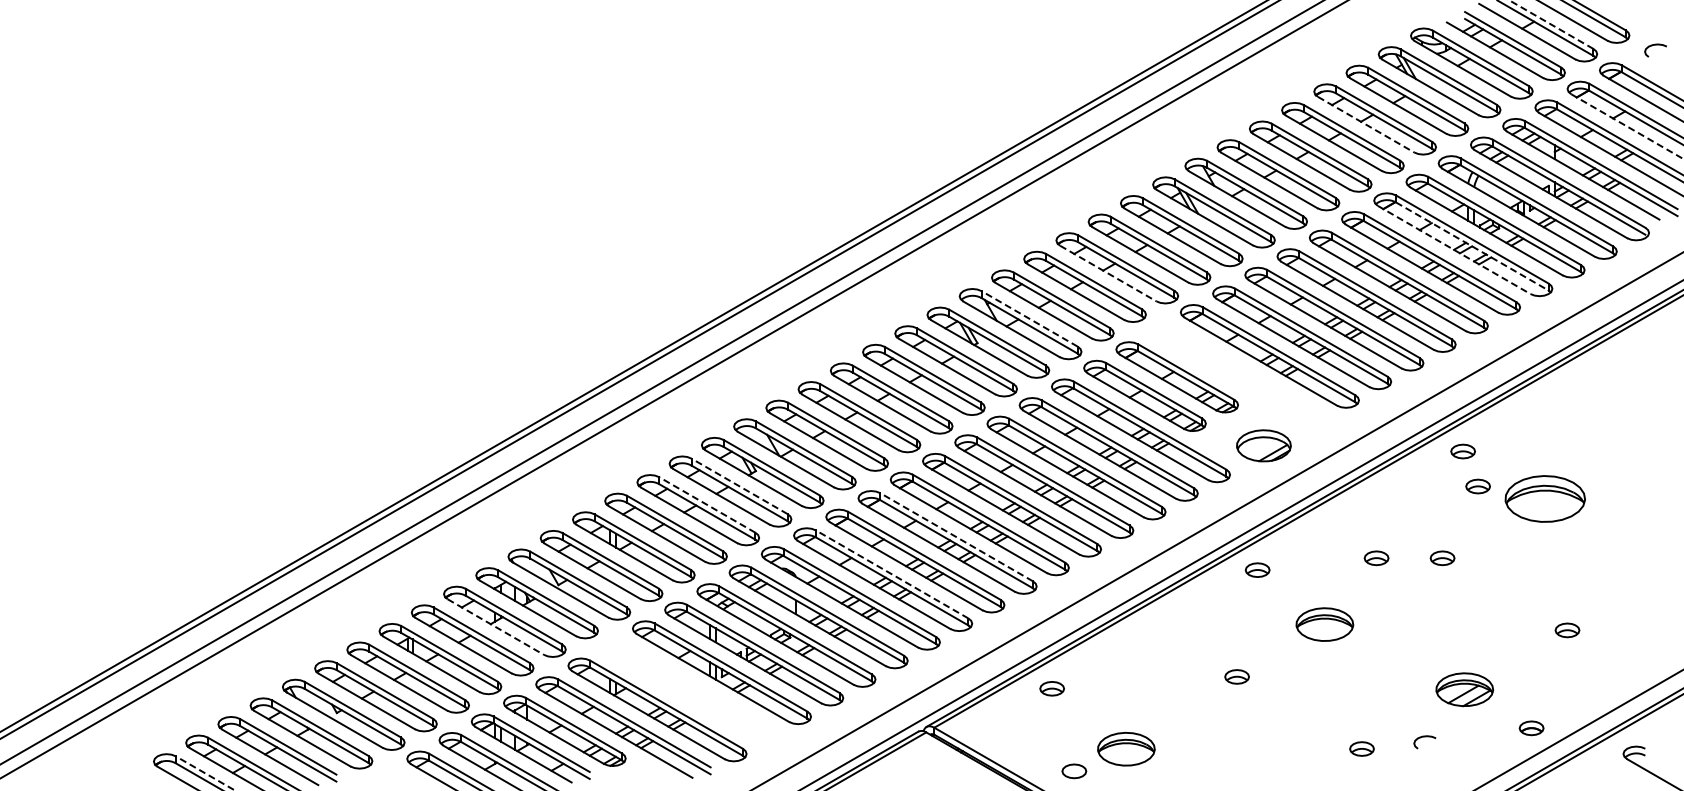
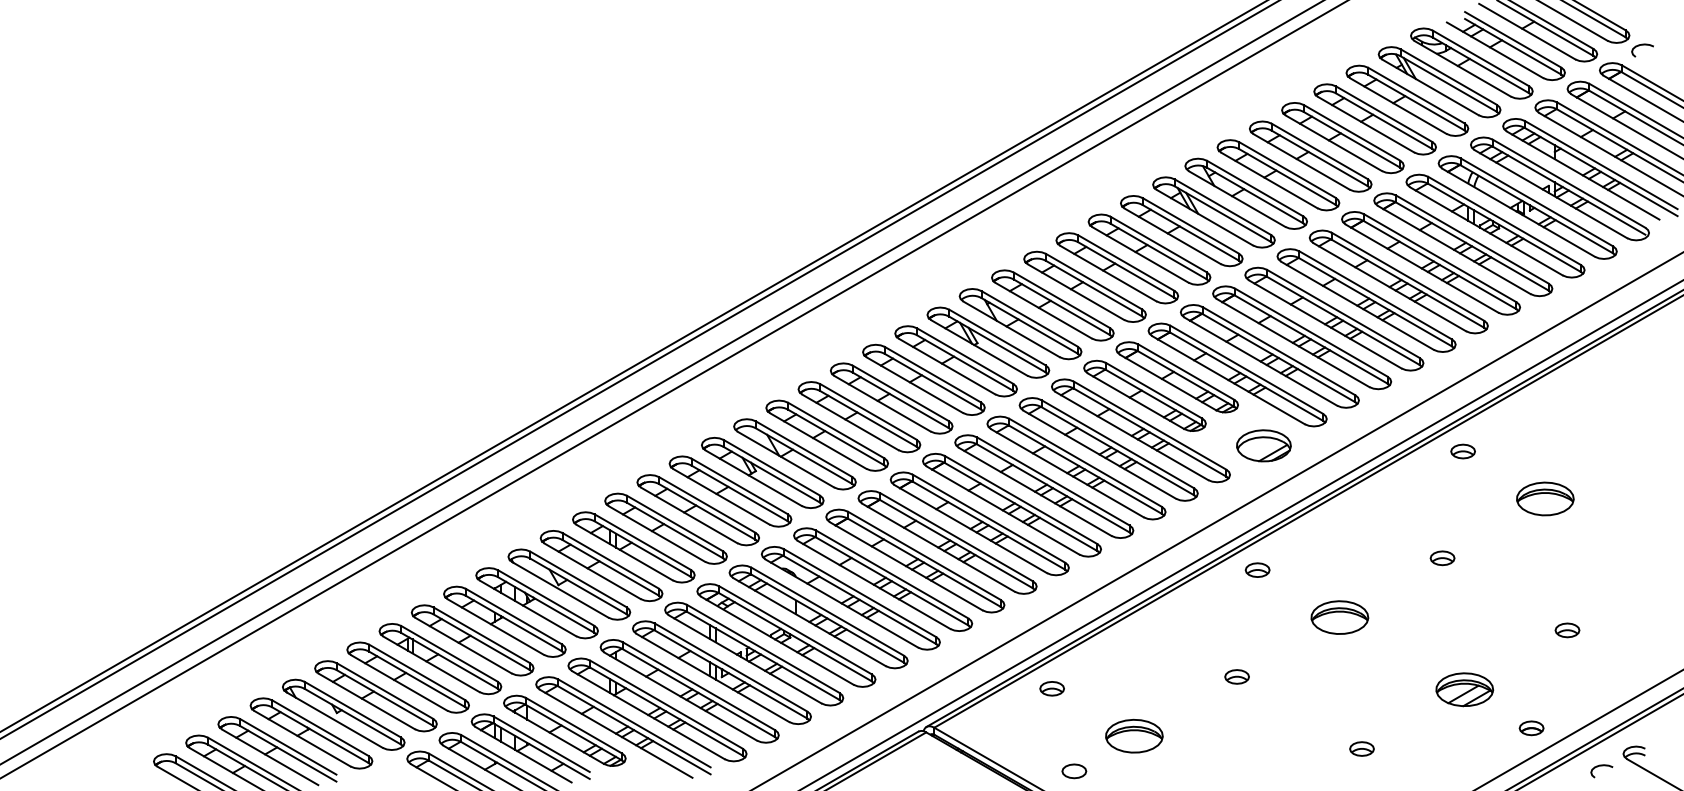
line: dashed -> solid (1551, 24)
curve position: (1655, 45) -> (1642, 45) (1642, 45)
line: dashed -> solid (1366, 124)
line: dashed -> solid (1627, 126)
line: dashed -> solid (1472, 246)
line: dashed -> solid (1454, 250)
line: dashed -> solid (1108, 273)
line: dashed -> solid (1029, 318)
part: none -> present (1237, 374)
line: dashed -> solid (739, 486)
part: present -> none (1477, 486)
part size: 82x48 px -> 59x36 px (1545, 498)
line: dashed -> solid (707, 504)
line: dashed -> solid (956, 536)
part: present -> none (1376, 558)
line: dashed -> solid (891, 574)
part position: (1324, 624) -> (1339, 617) (1339, 617)
line: dashed -> solid (495, 627)
part: none -> present (689, 691)
curve position: (1424, 737) -> (1601, 766) (1601, 766)
part position: (1126, 748) -> (1134, 735) (1134, 735)
line: dashed -> solid (204, 773)
